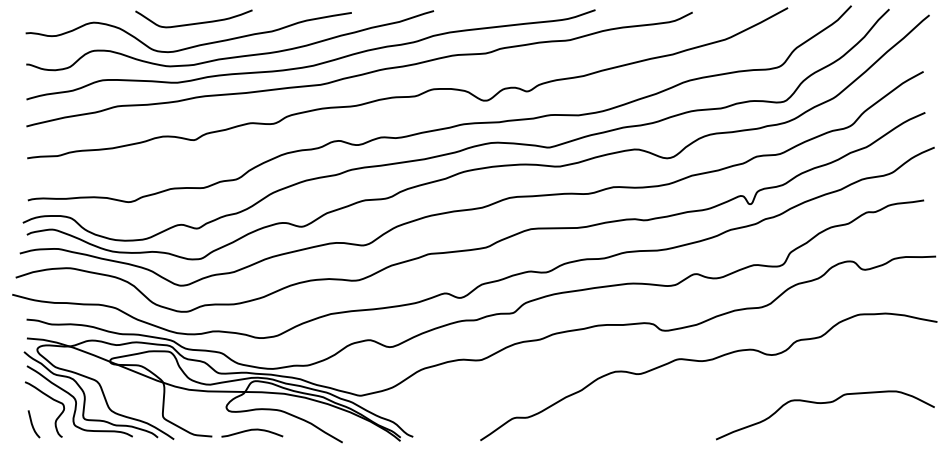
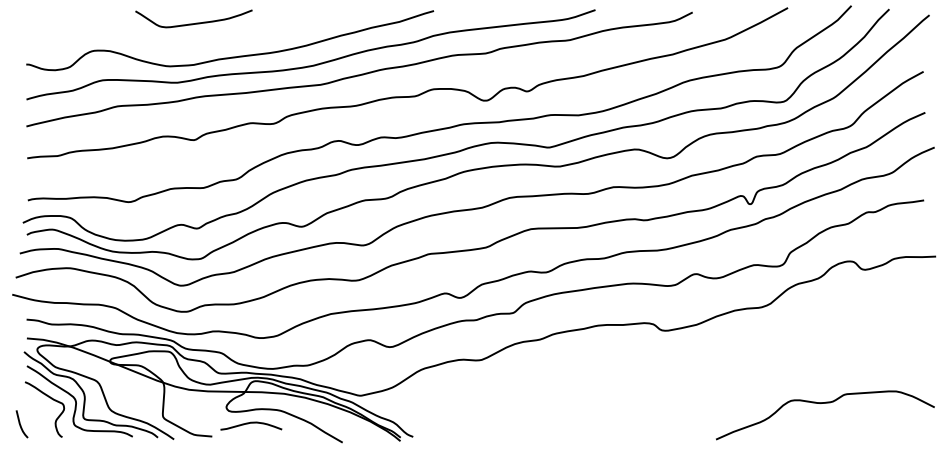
curve: present -> none (190, 46)
curve: present -> none (708, 361)
curve position: (32, 424) -> (20, 424) (20, 424)
curve position: (252, 430) -> (251, 423) (251, 423)
